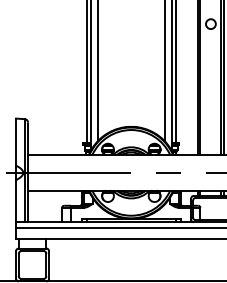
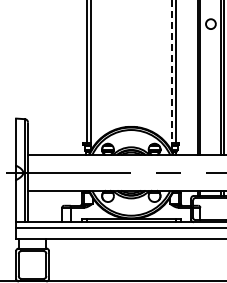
line: present -> none (98, 71)
line: present -> none (164, 71)
line: solid -> dashed (171, 74)
